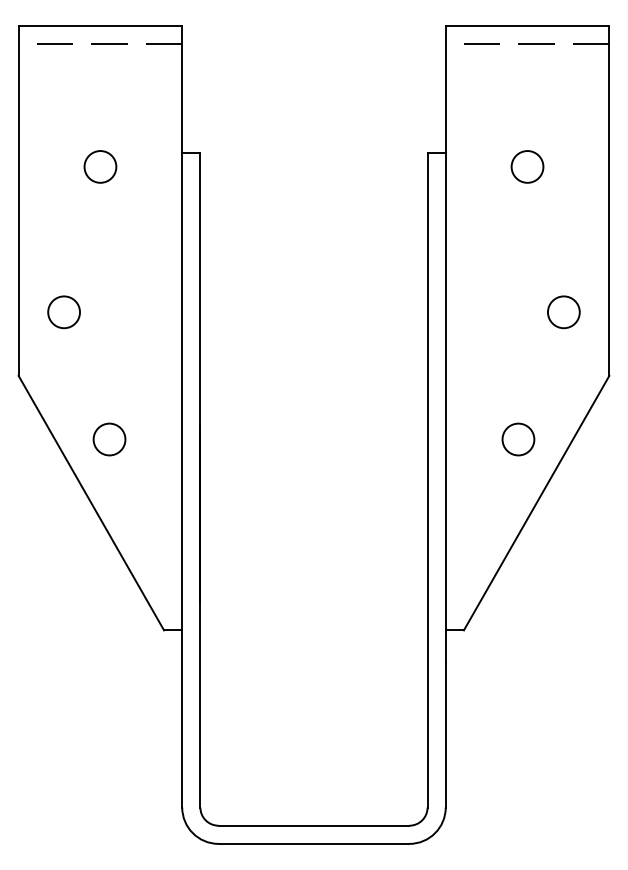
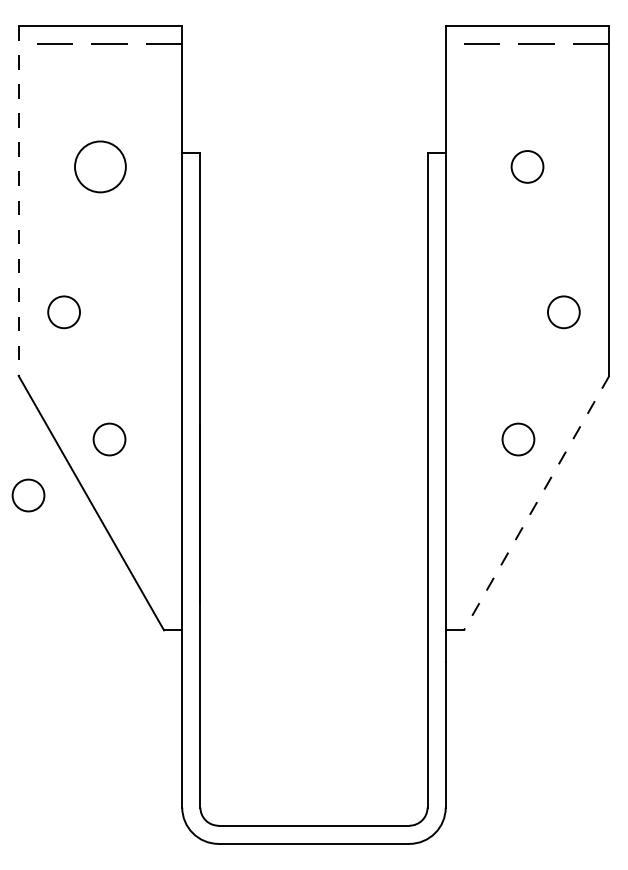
circle diameter: 32 px -> 51 px (100, 166)
line: solid -> dashed (18, 201)
circle: none -> present (28, 495)
line: solid -> dashed (536, 503)
